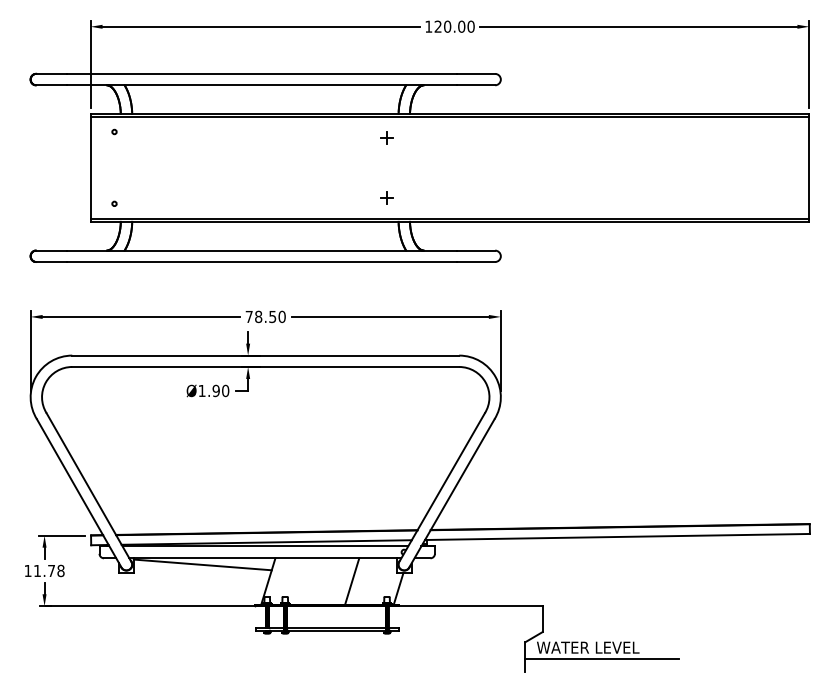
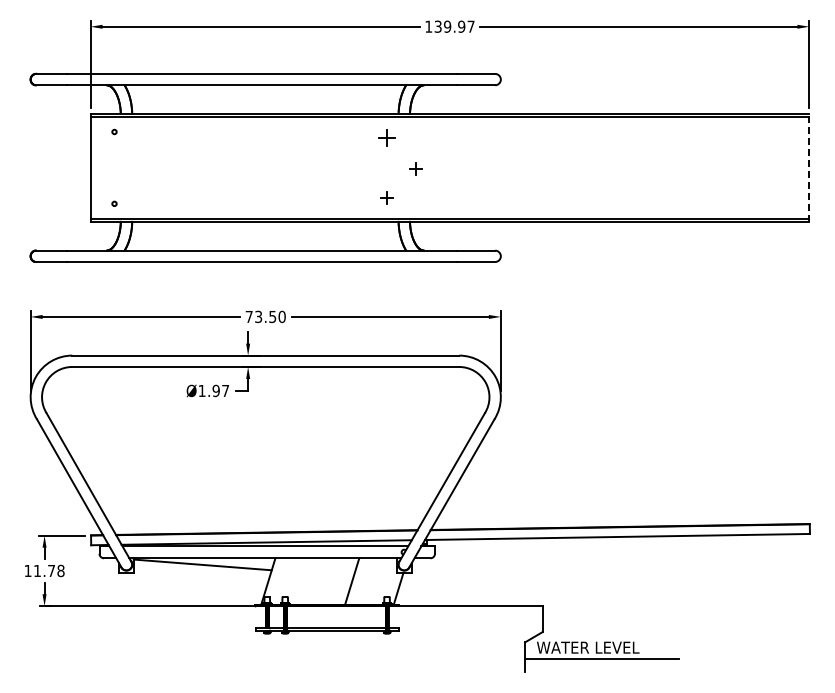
text: 120.00 -> 139.97 (454, 26)
part size: 14x14 px -> 18x18 px (386, 137)
line: solid -> dashed (809, 167)
part: none -> present (415, 168)
text: 78.50 -> 73.50 (258, 316)
text: Ø1.90 -> Ø1.97 (225, 390)
